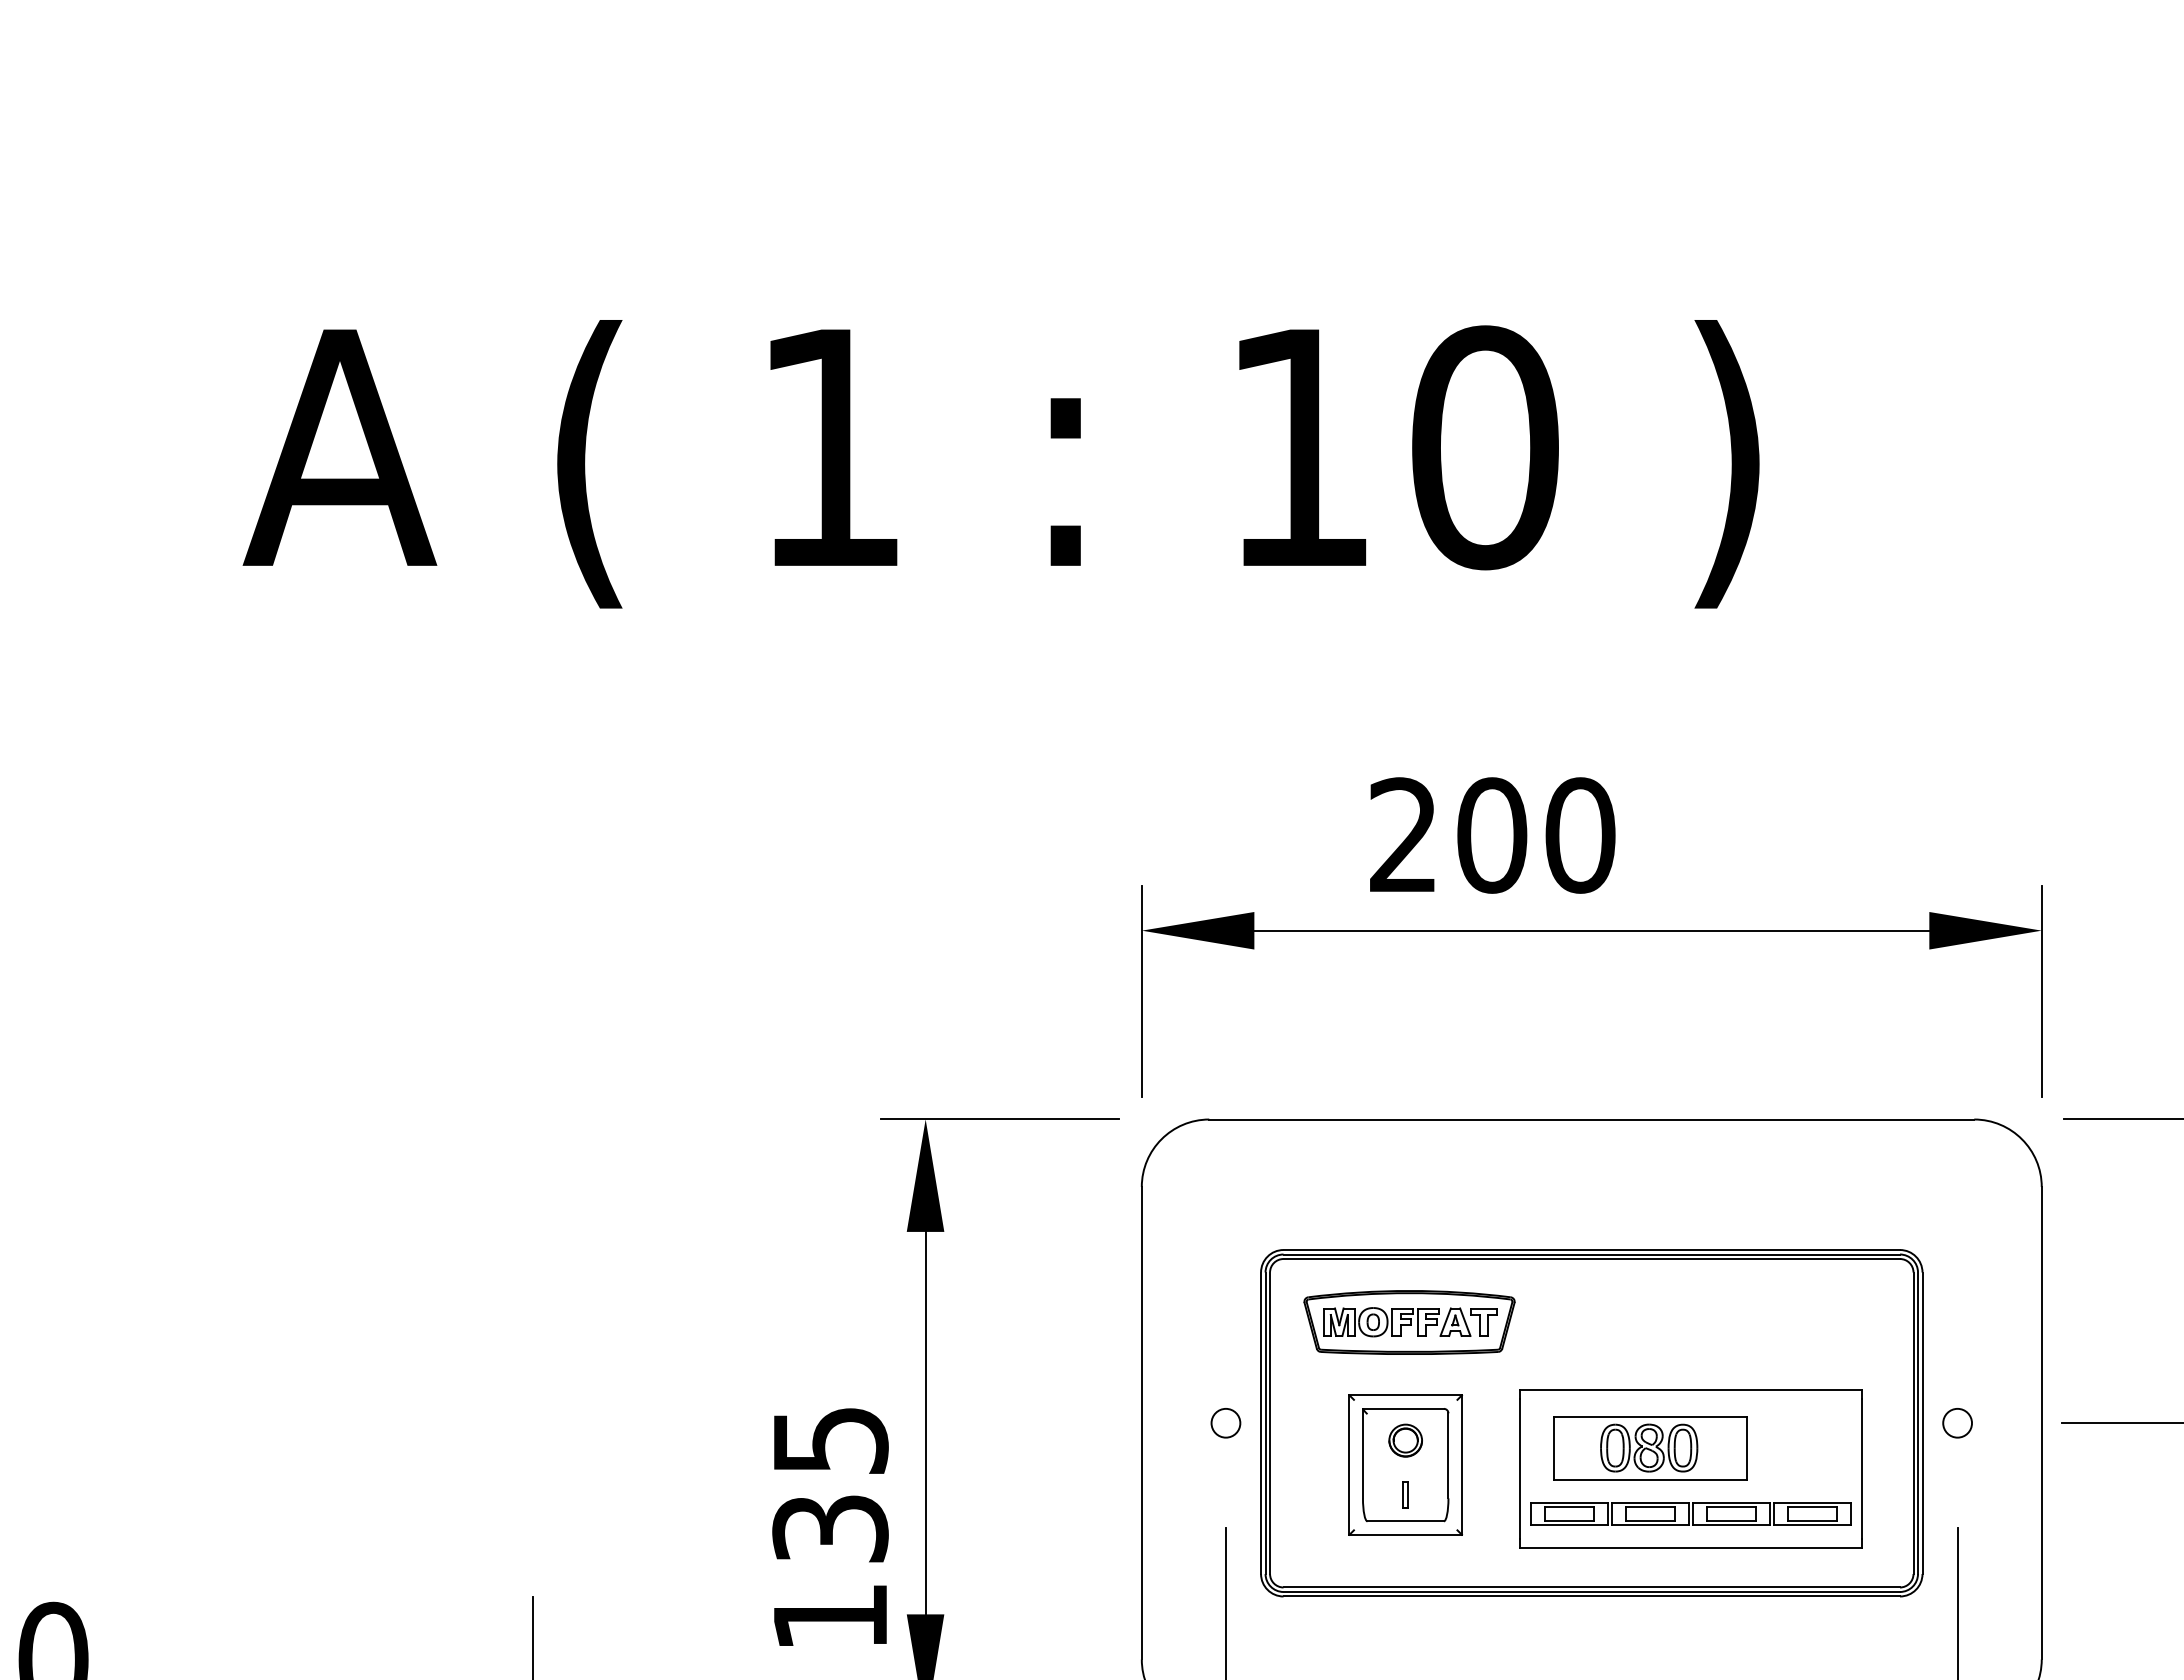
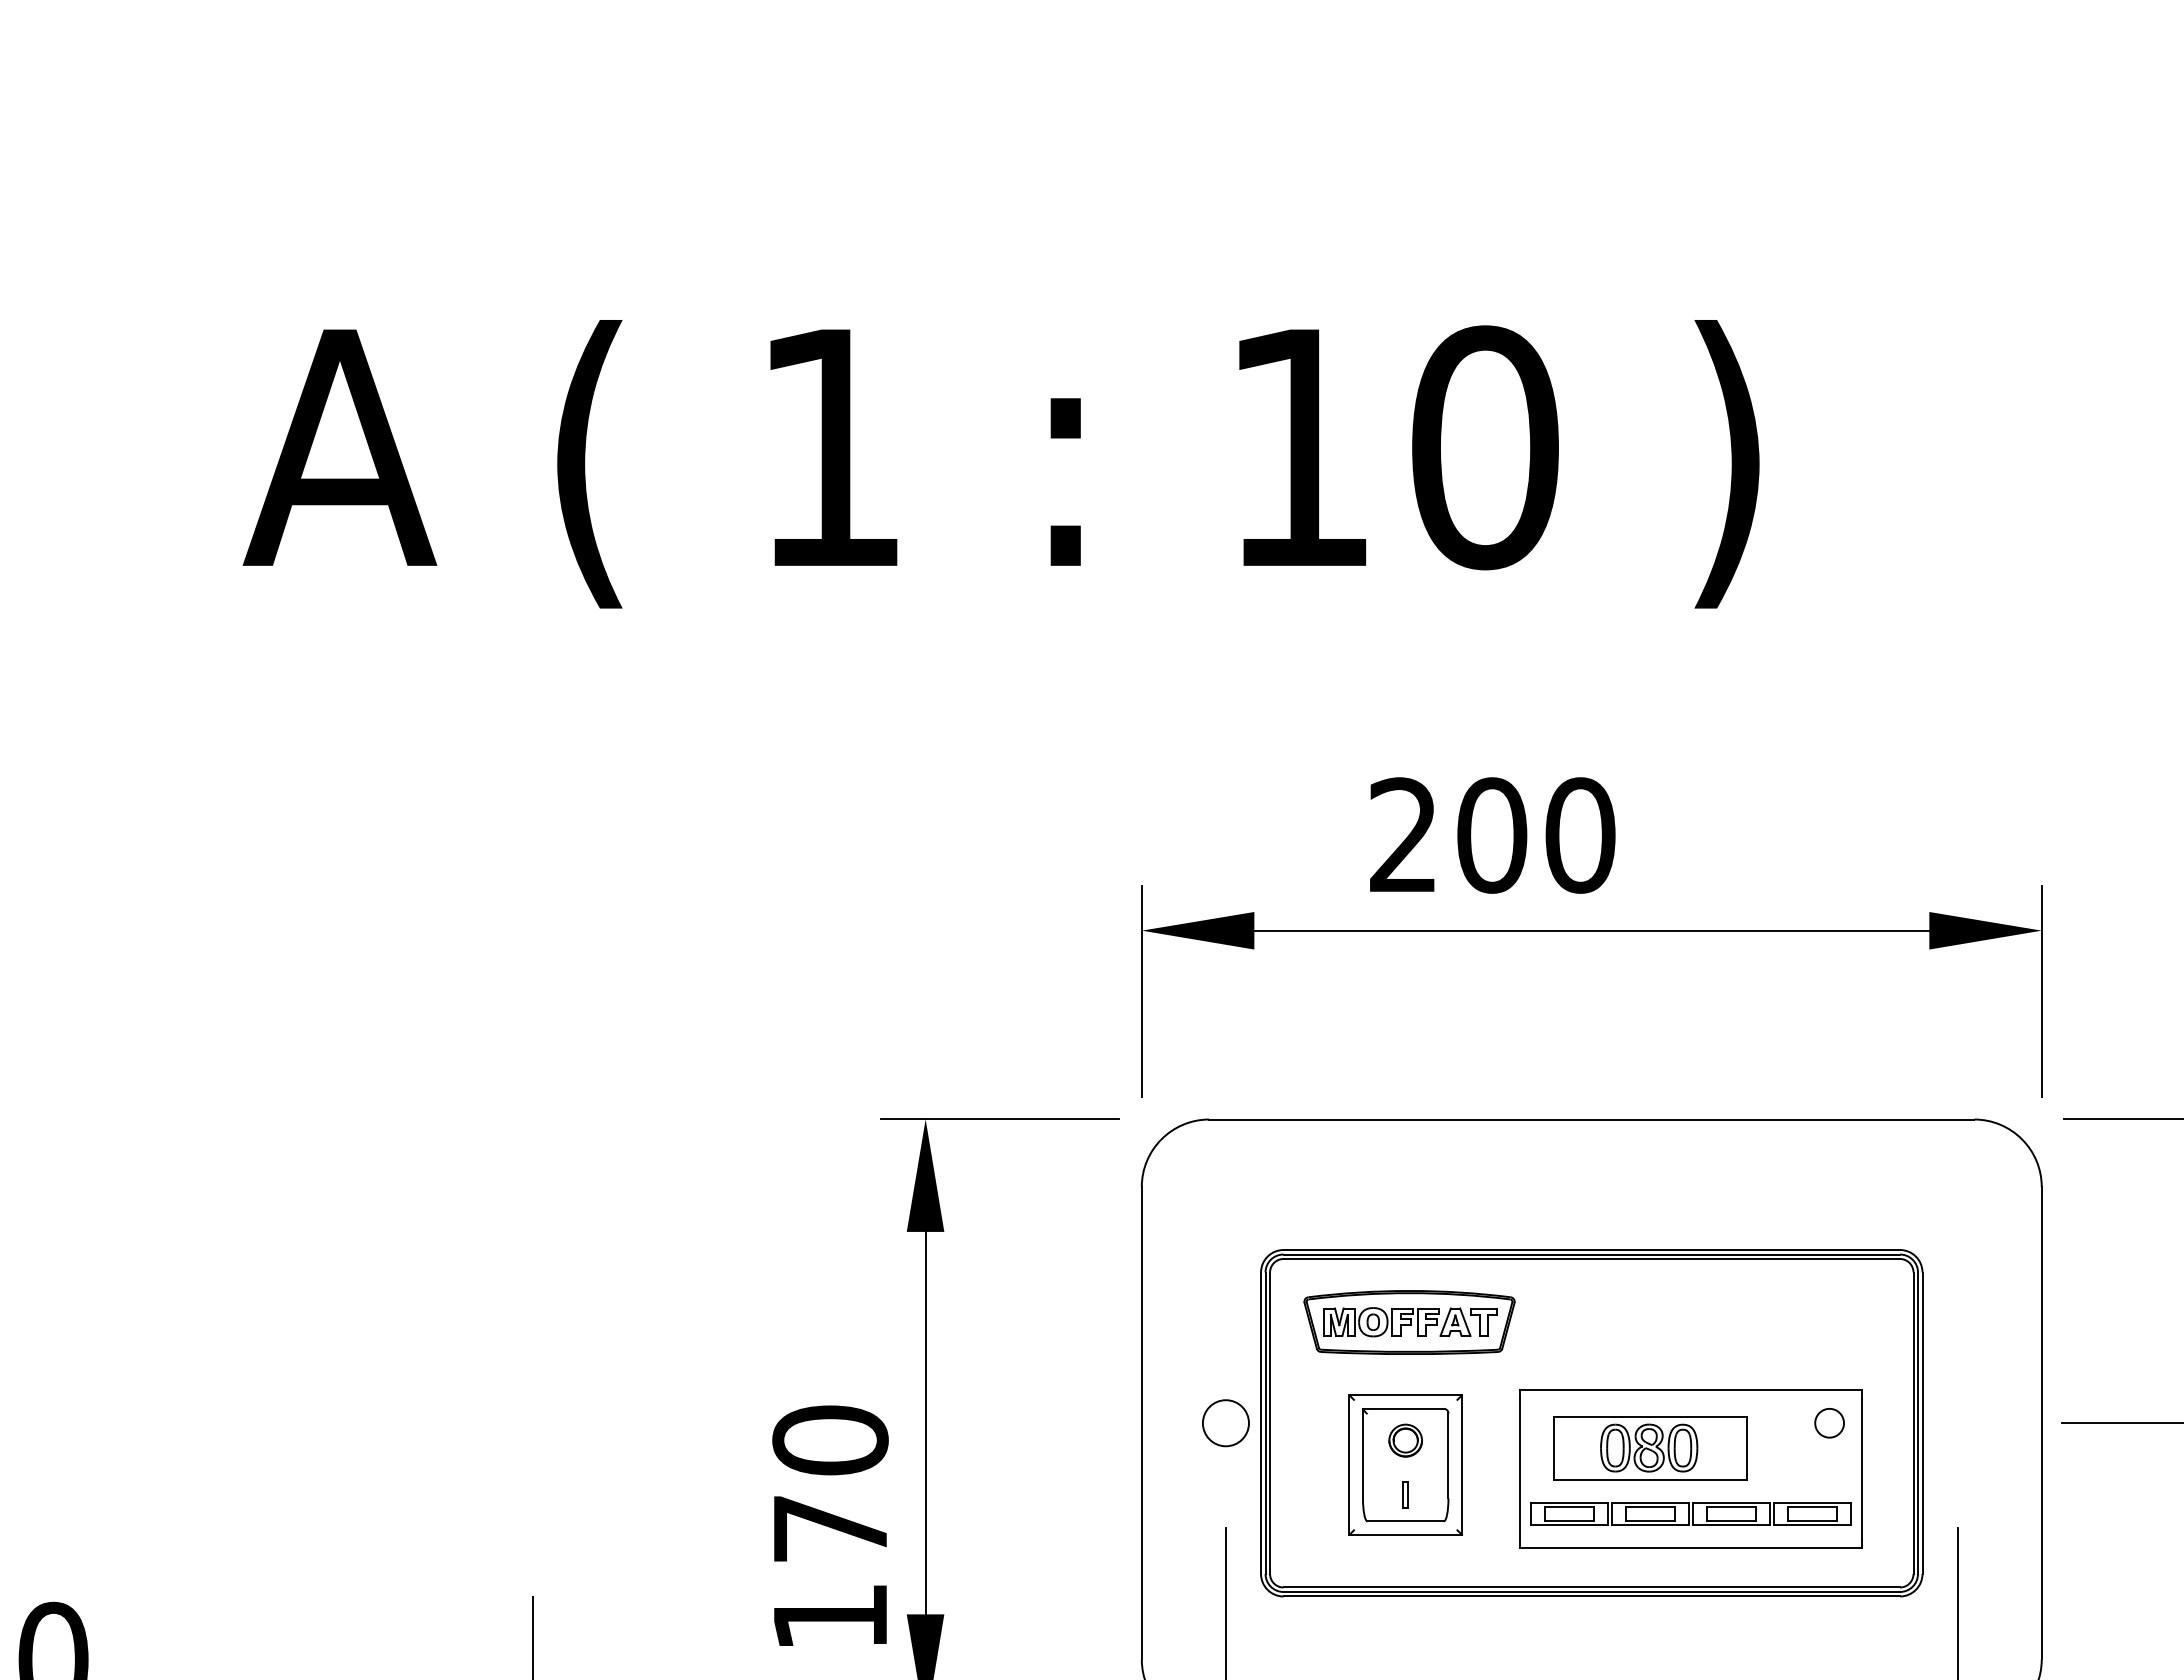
circle diameter: 29 px -> 46 px (1225, 1423)
circle position: (1957, 1423) -> (1829, 1423) (1829, 1423)
text: 135 -> 170 (830, 1483)
